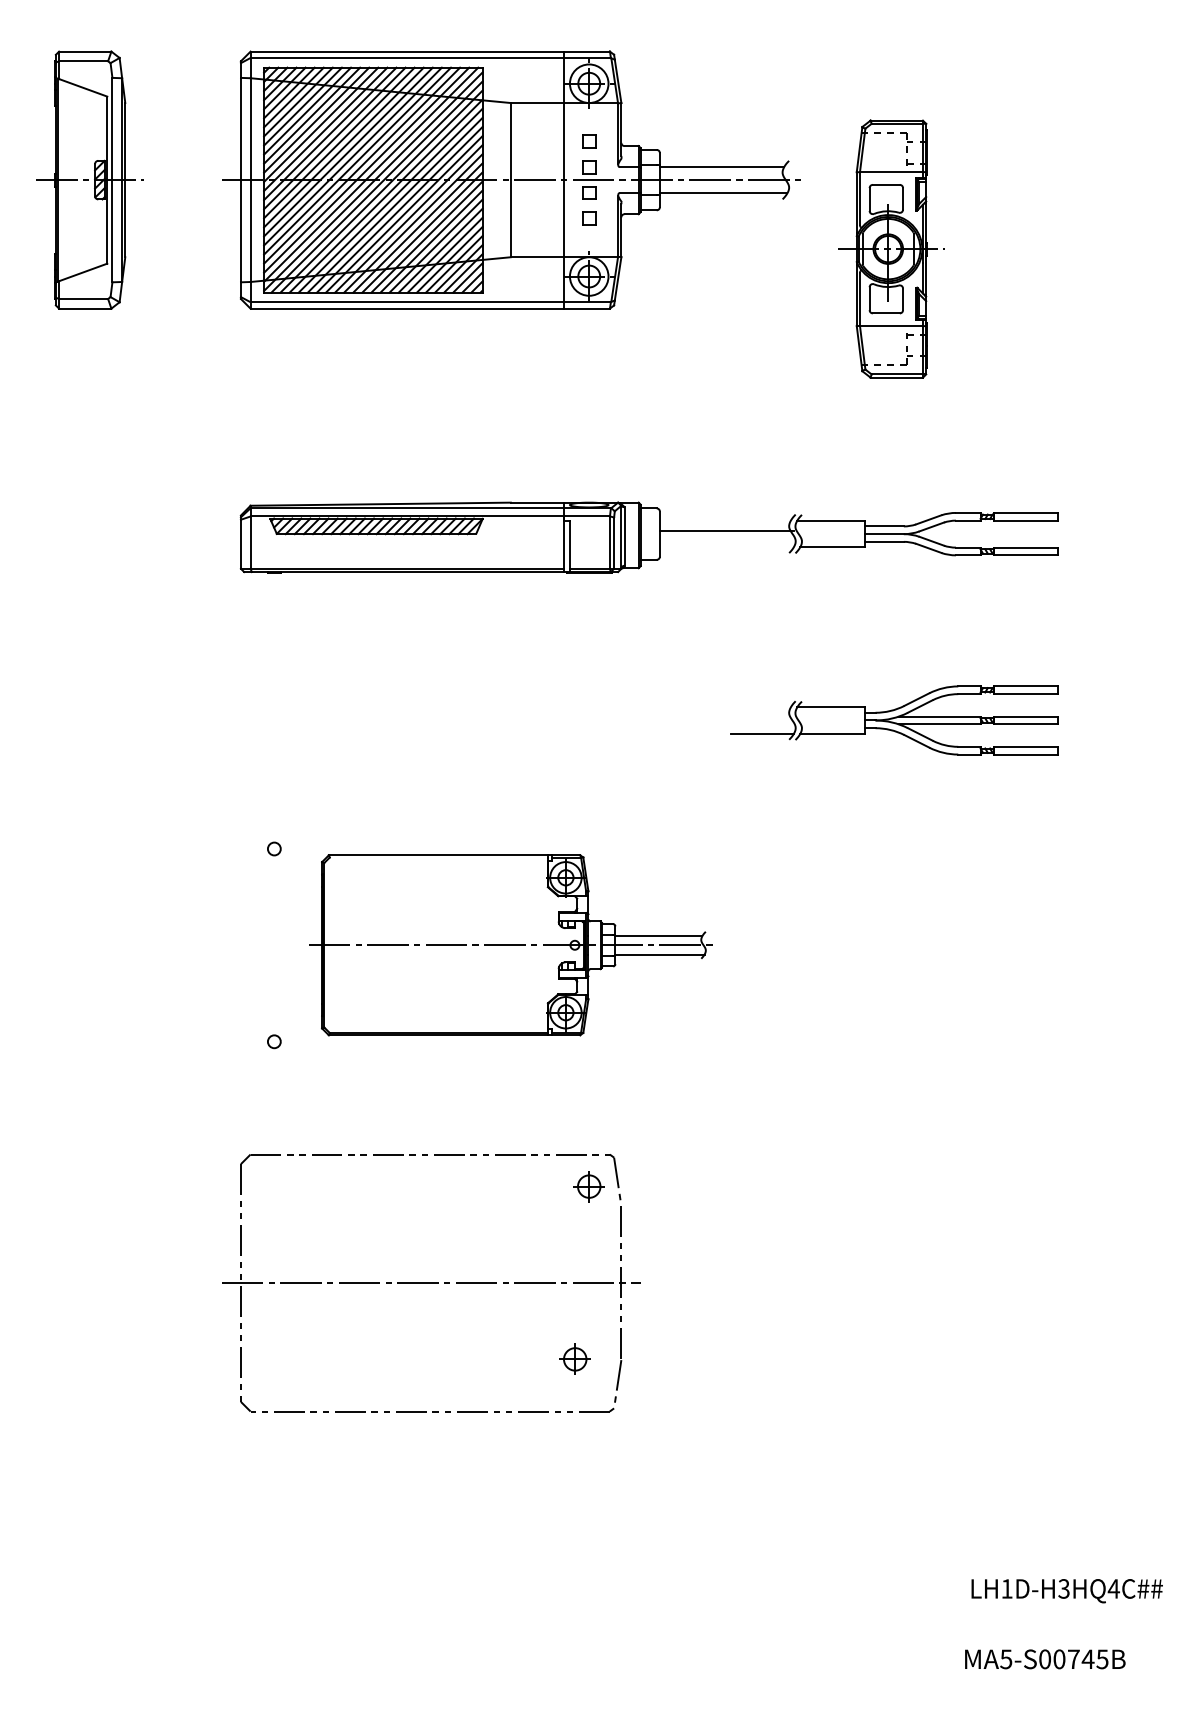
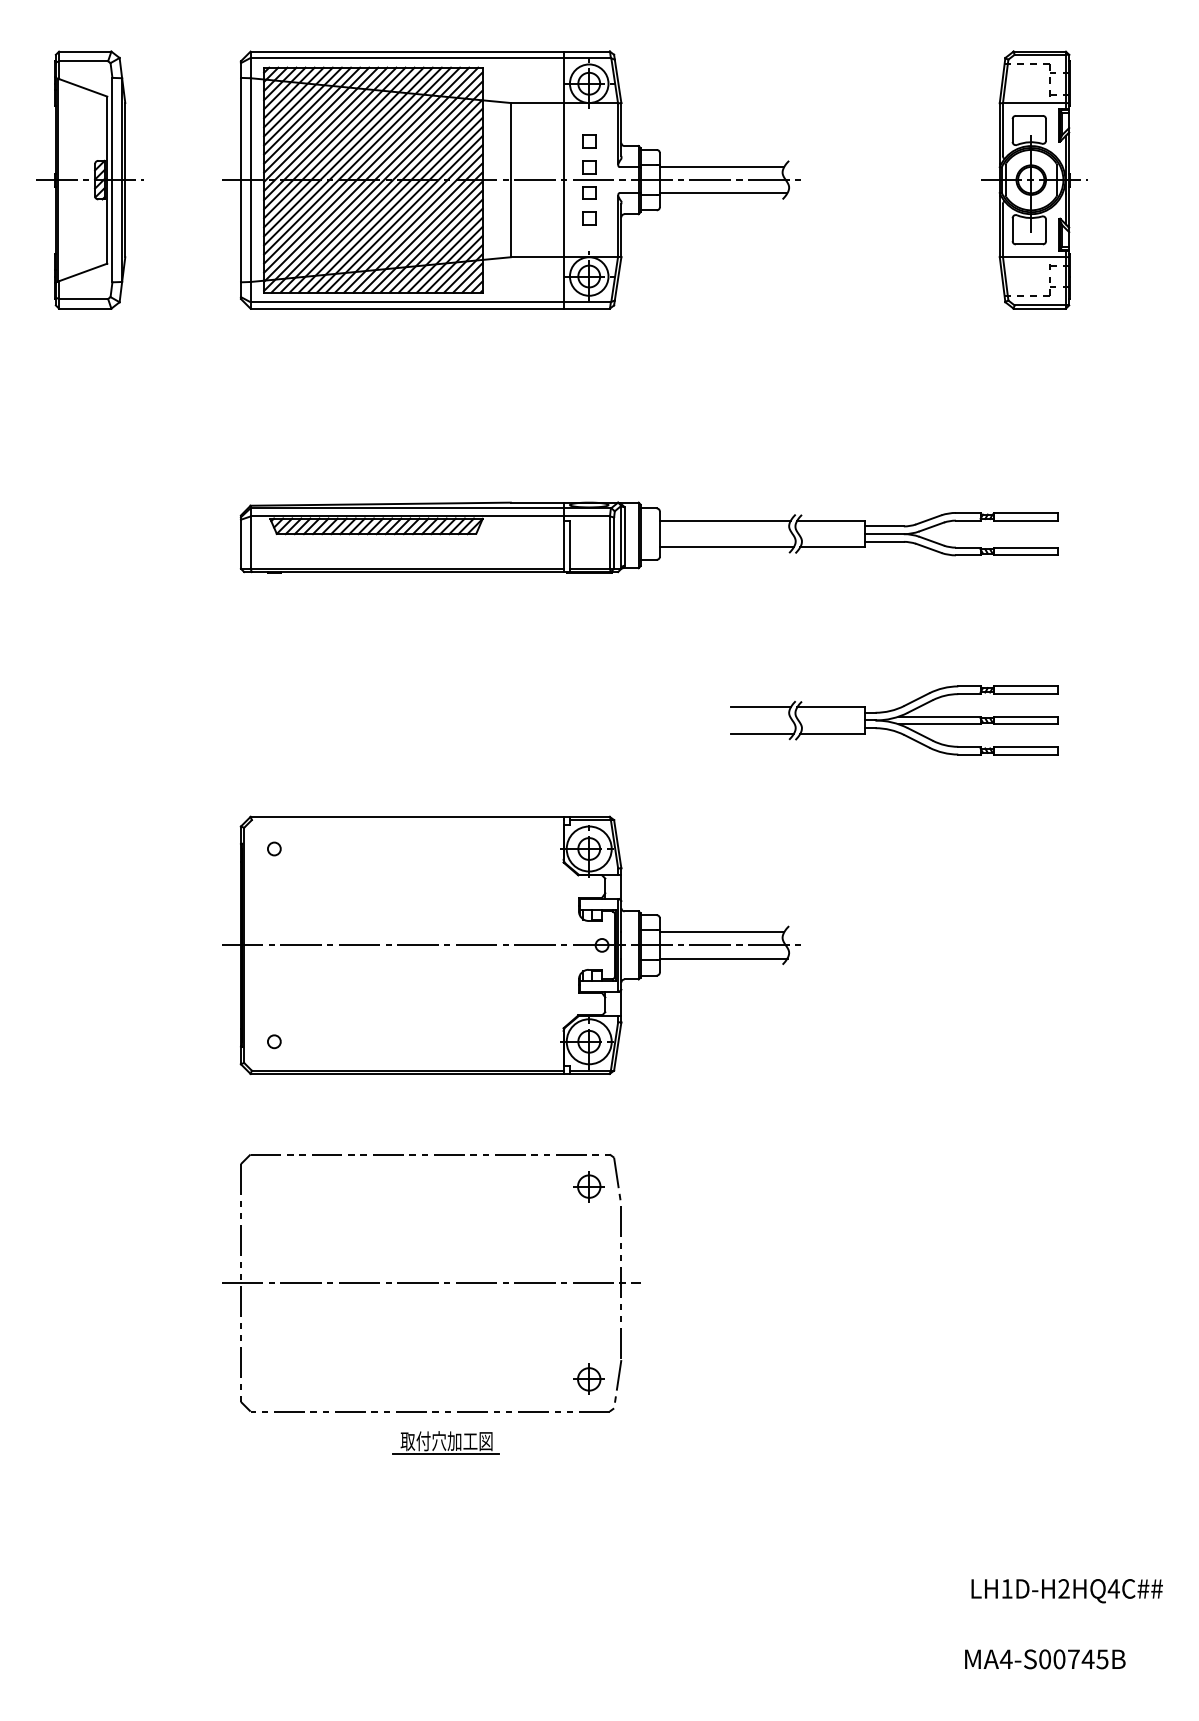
part position: (891, 248) -> (1034, 179) (1034, 179)
line: none -> present (724, 520)
line position: (726, 531) -> (726, 547) (726, 547)
line: none -> present (760, 707)
part size: 404x183 px -> 579x260 px (511, 944)
part position: (574, 1358) -> (588, 1378) (588, 1378)
part: none -> present (445, 1442)
text: LH1D-H3HQ4C## -> LH1D-H2HQ4C## (1063, 1588)
text: MA5-S00745B -> MA4-S00745B (1005, 1659)
